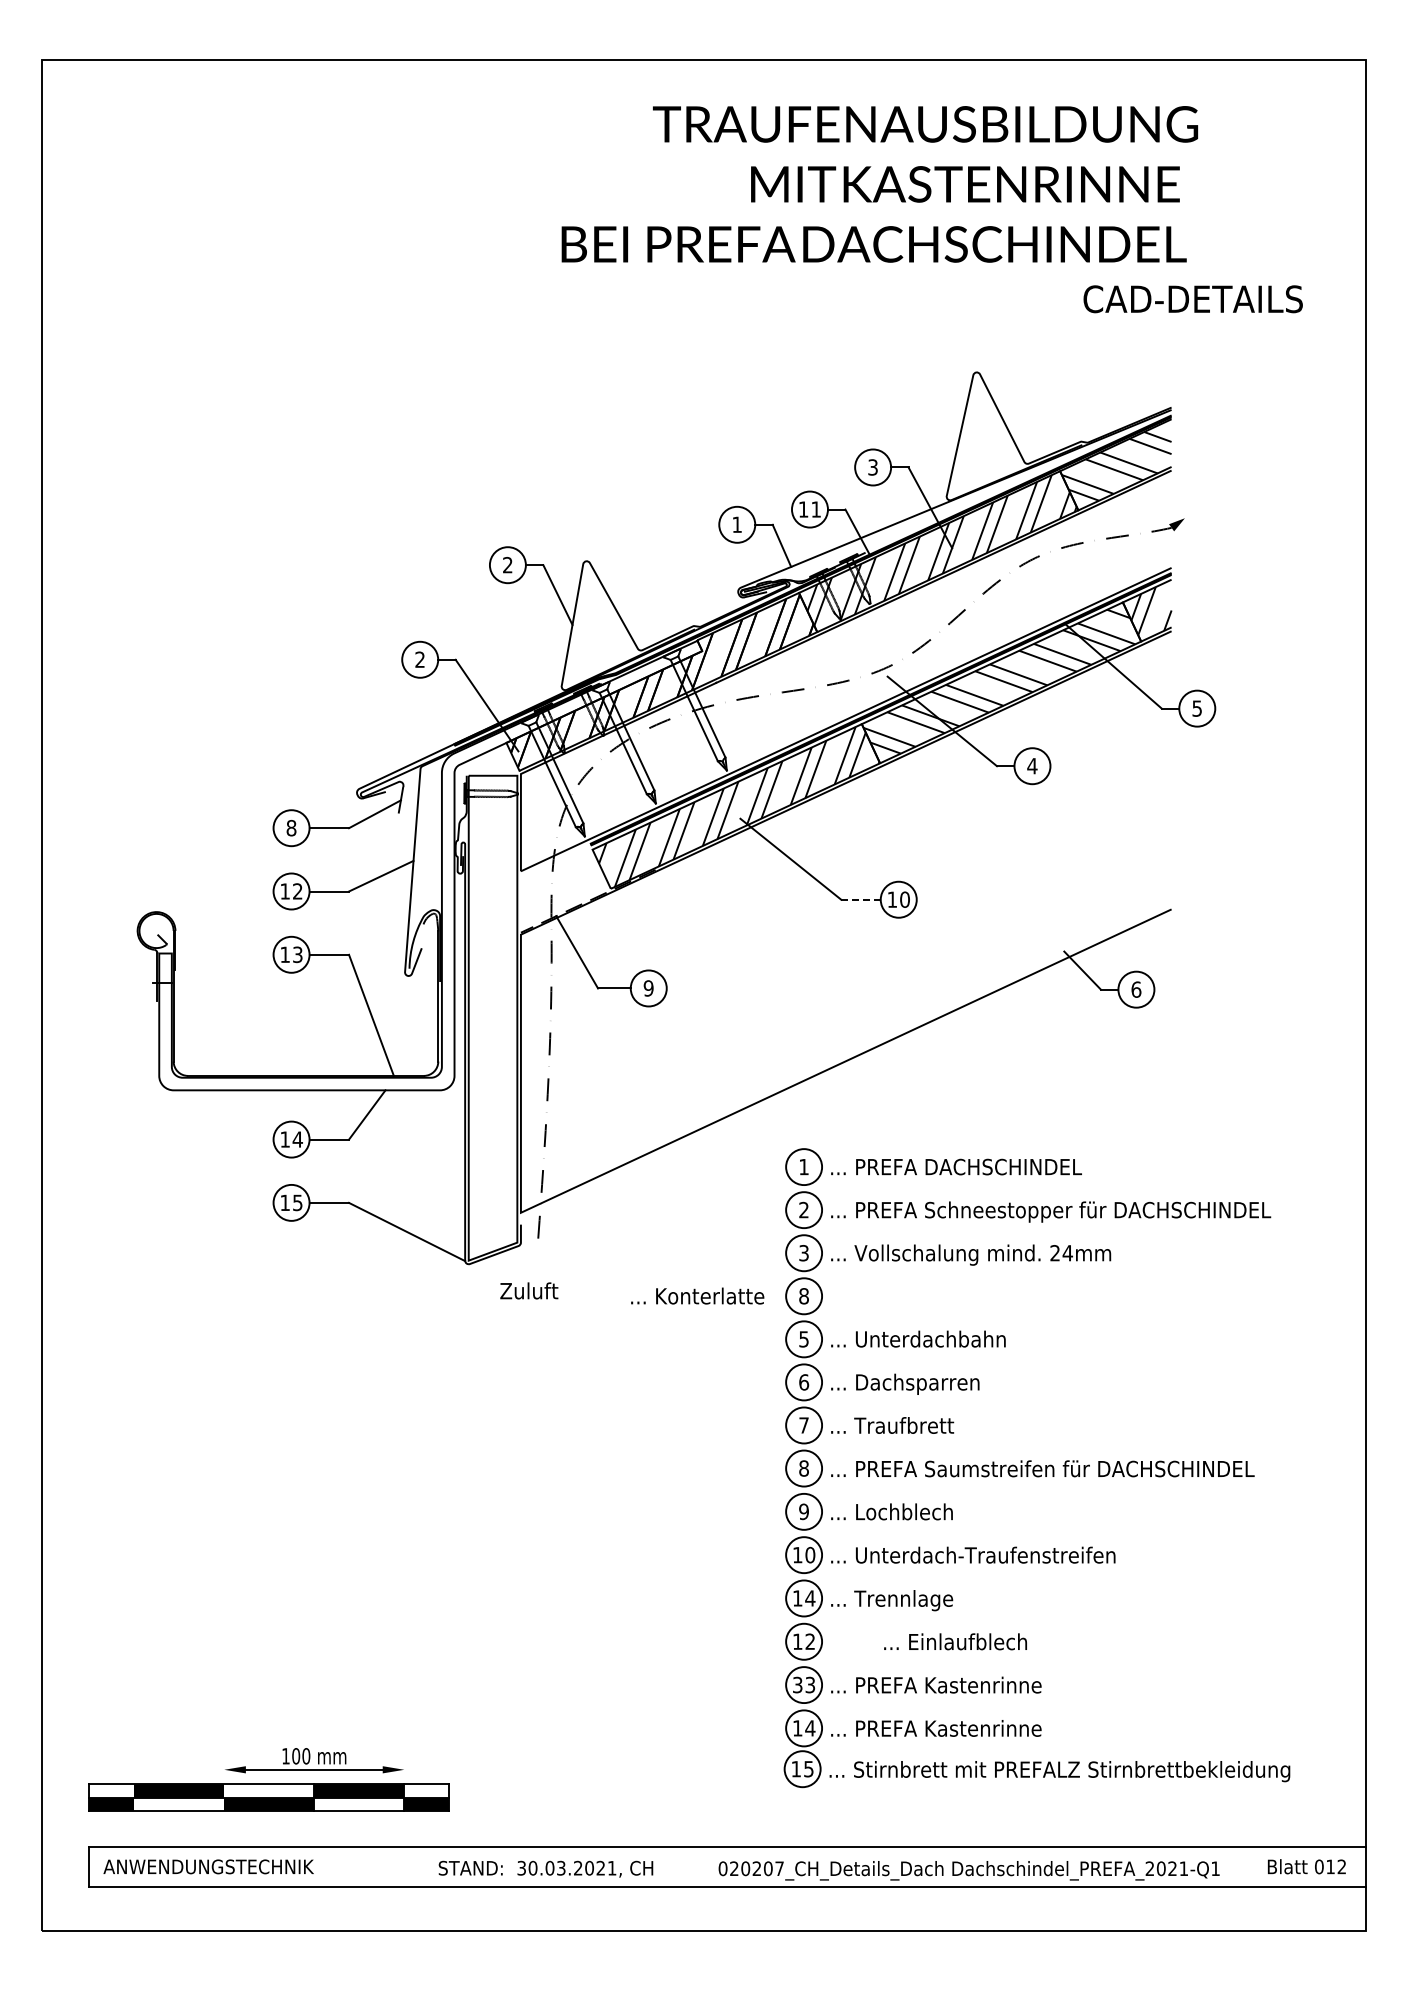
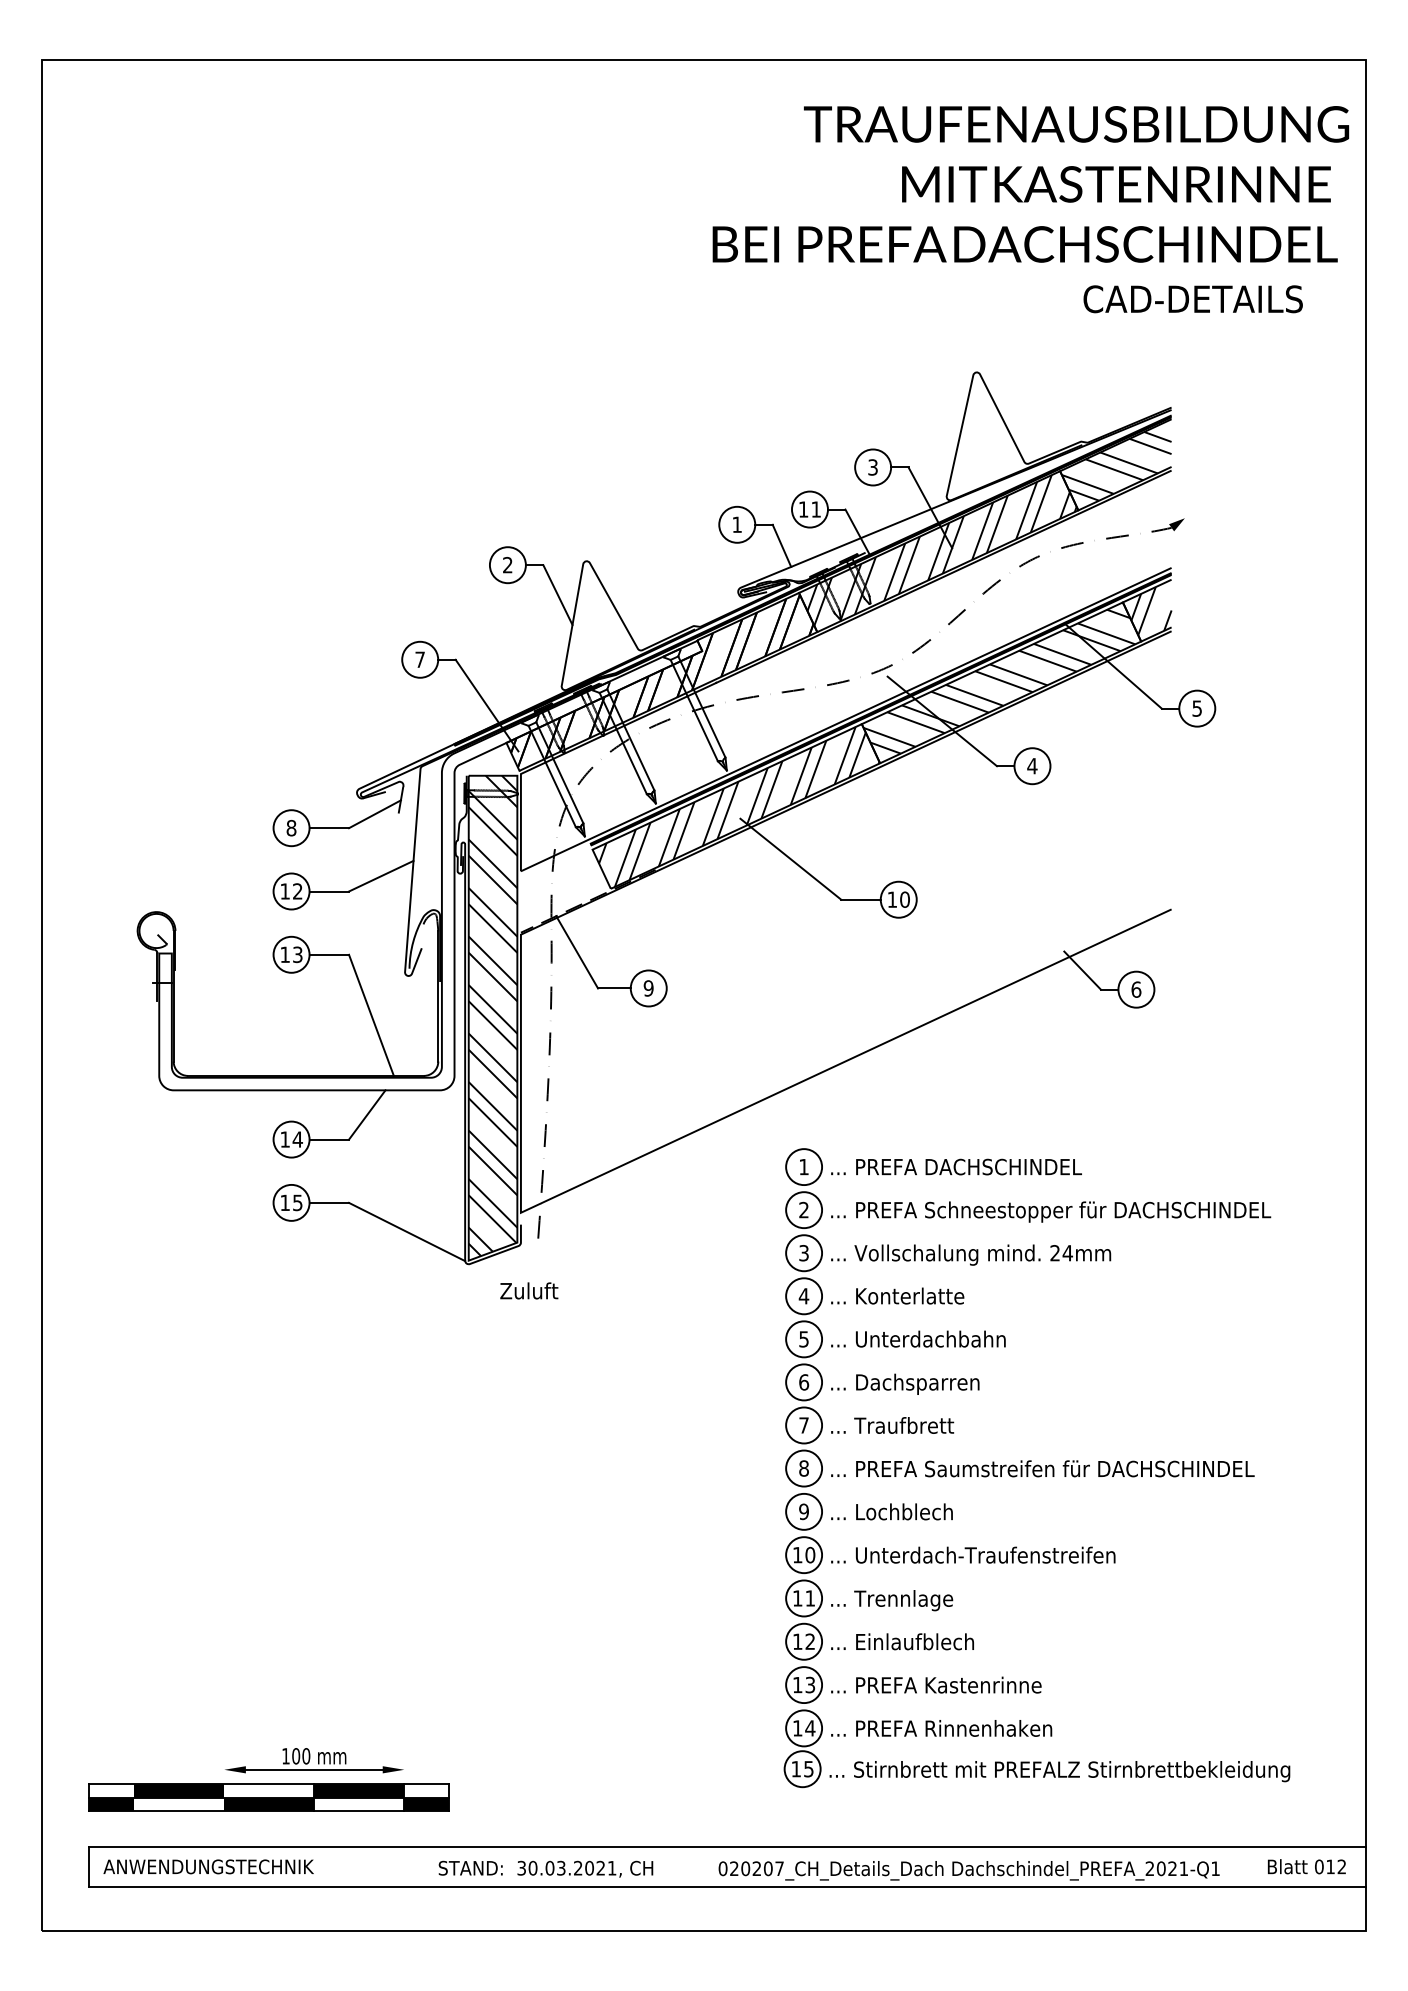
text position: (879, 184) -> (1030, 184) (1030, 184)
text: 2 -> 7 (419, 659)
line: dashed -> solid (861, 899)
hatch: none -> present (492, 1015)
text position: (697, 1295) -> (897, 1295) (897, 1295)
text: 8 -> 4 (803, 1296)
text: 14 -> 11 (810, 1598)
text position: (955, 1641) -> (902, 1641) (902, 1641)
text: 33 -> 13 (797, 1684)
text: ... PREFA Kastenrinne -> ... PREFA Rinnenhaken (989, 1728)
